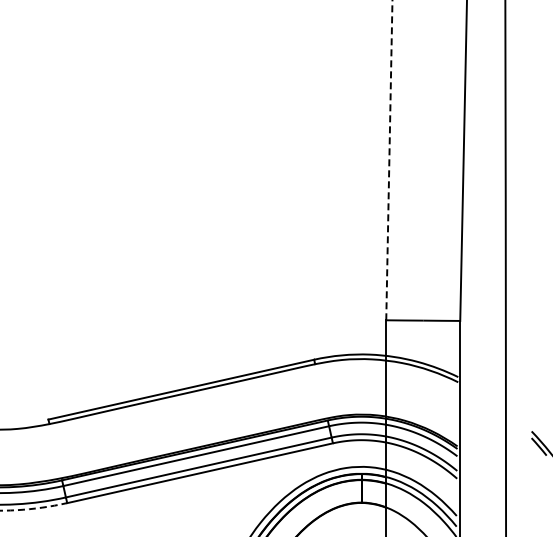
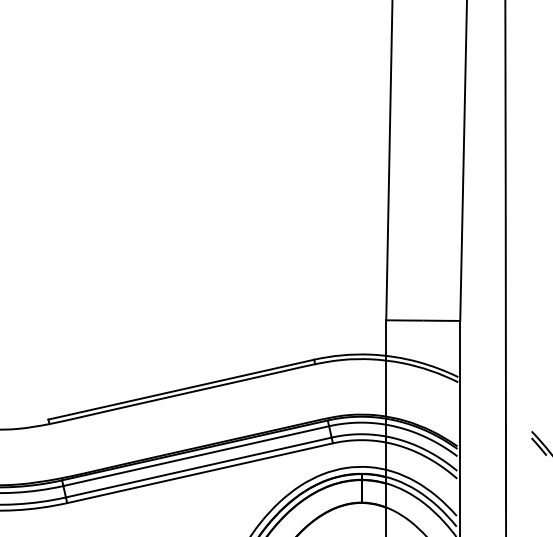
line: dashed -> solid (389, 160)
arc: dashed -> solid (33, 508)
